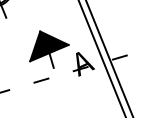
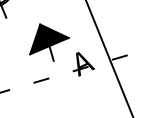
part position: (49, 49) -> (49, 42) (49, 42)
line: present -> none (101, 58)
